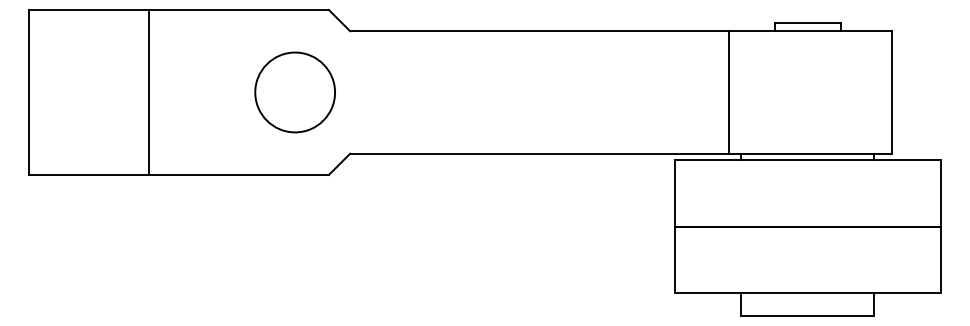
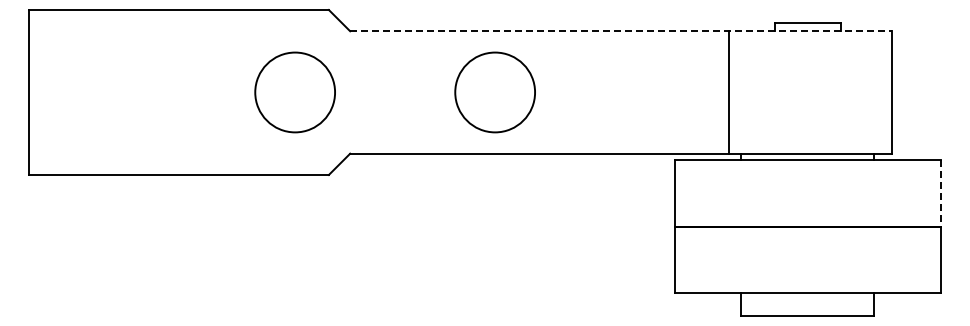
line: solid -> dashed (620, 31)
line: present -> none (148, 92)
circle: none -> present (494, 92)
line: solid -> dashed (940, 194)
